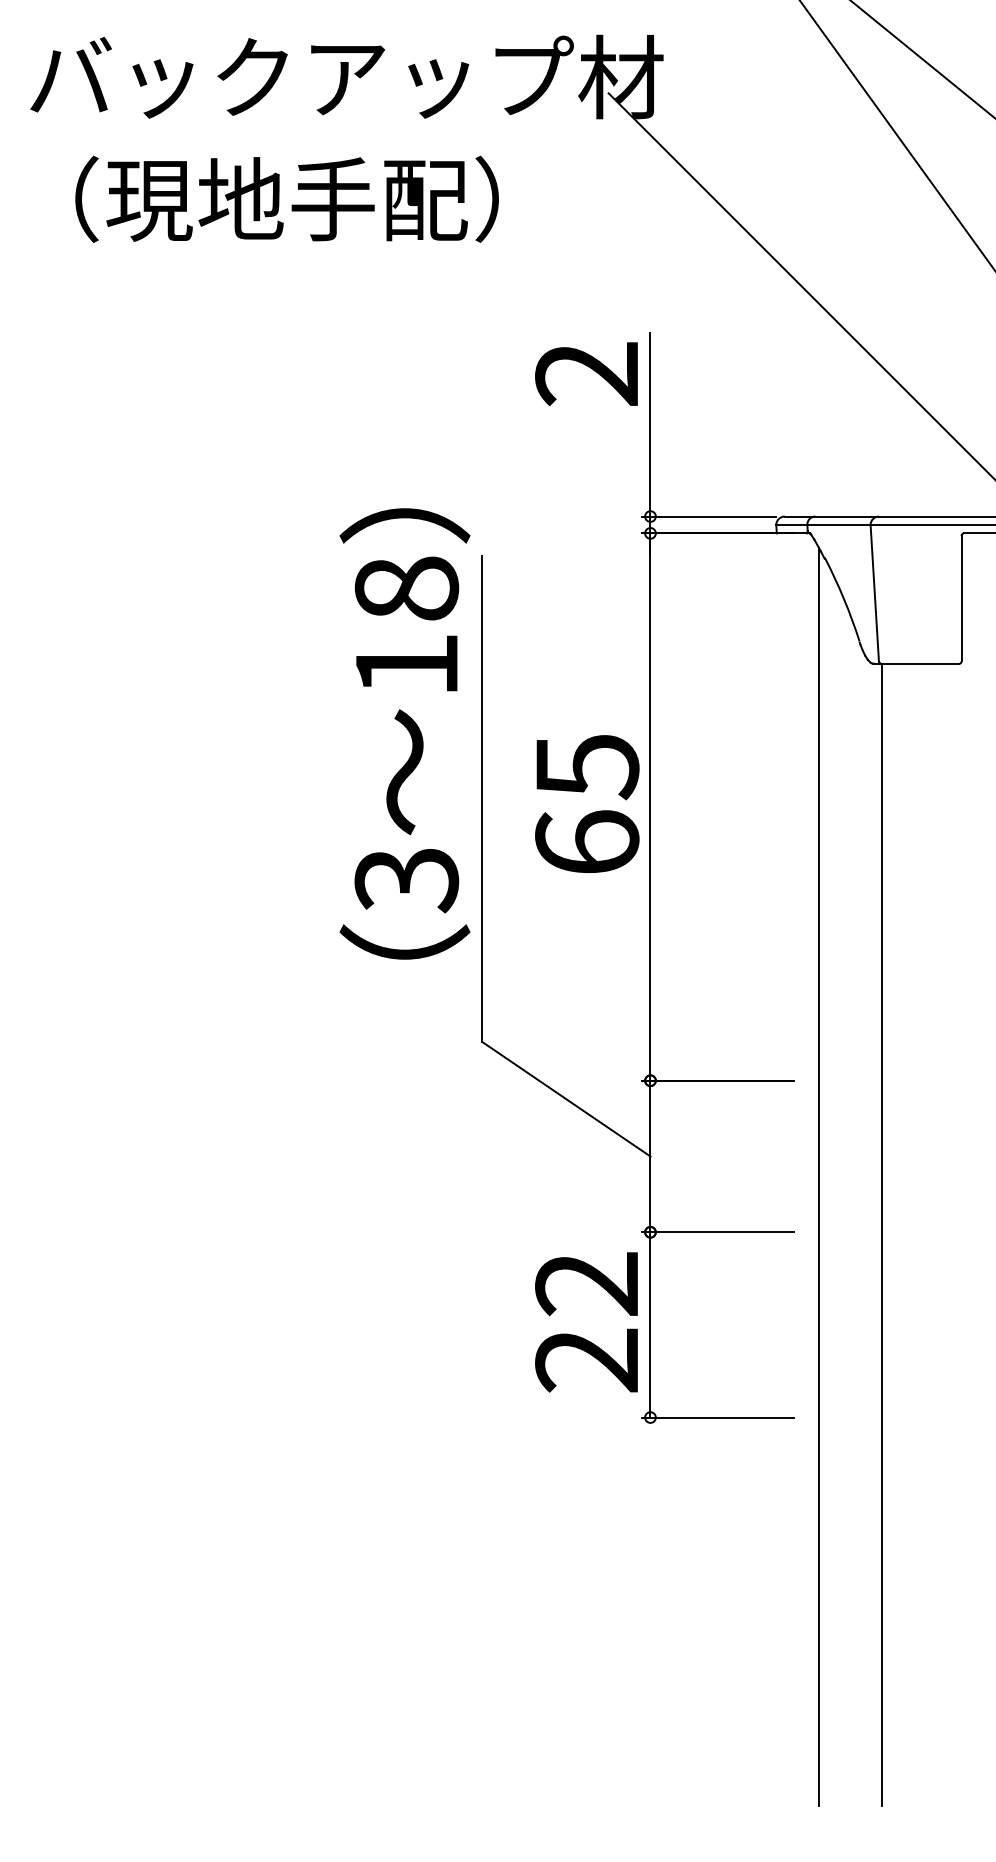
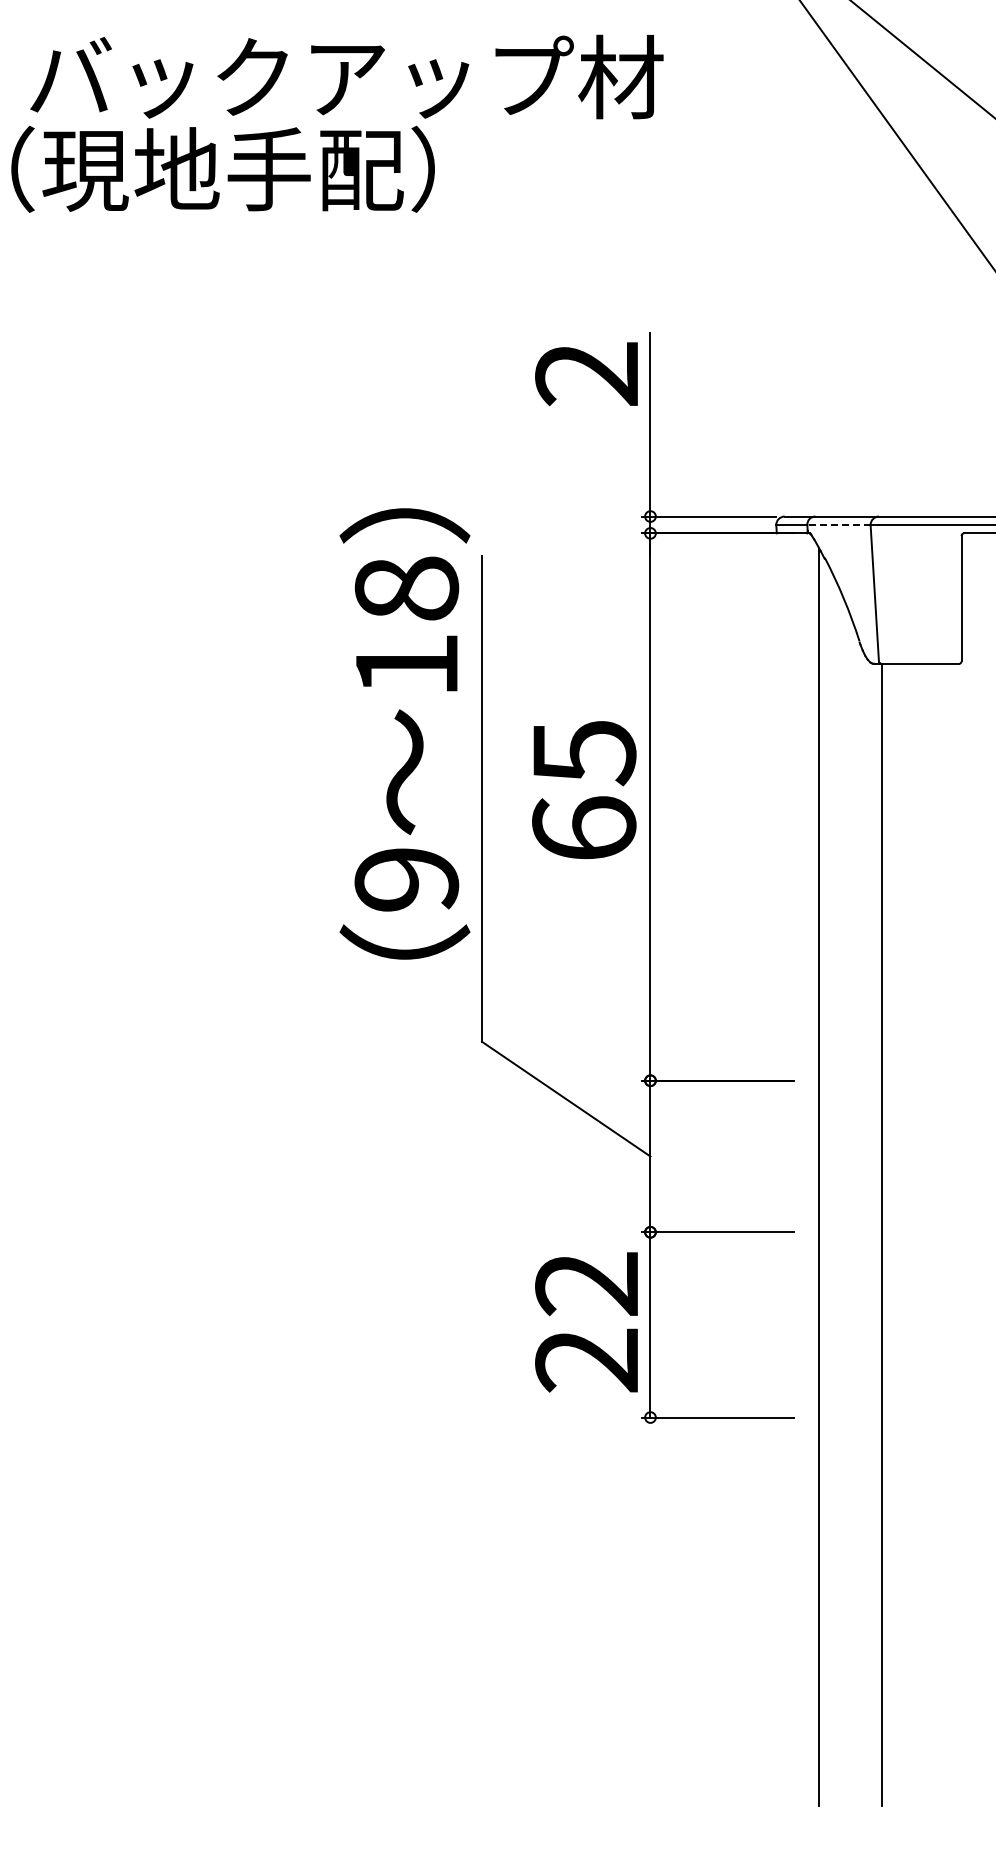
text position: (286, 198) -> (222, 168) (222, 168)
line: present -> none (800, 285)
line: solid -> dashed (838, 524)
text position: (587, 803) -> (584, 789) (584, 789)
text: 3 -> 9 (406, 880)
